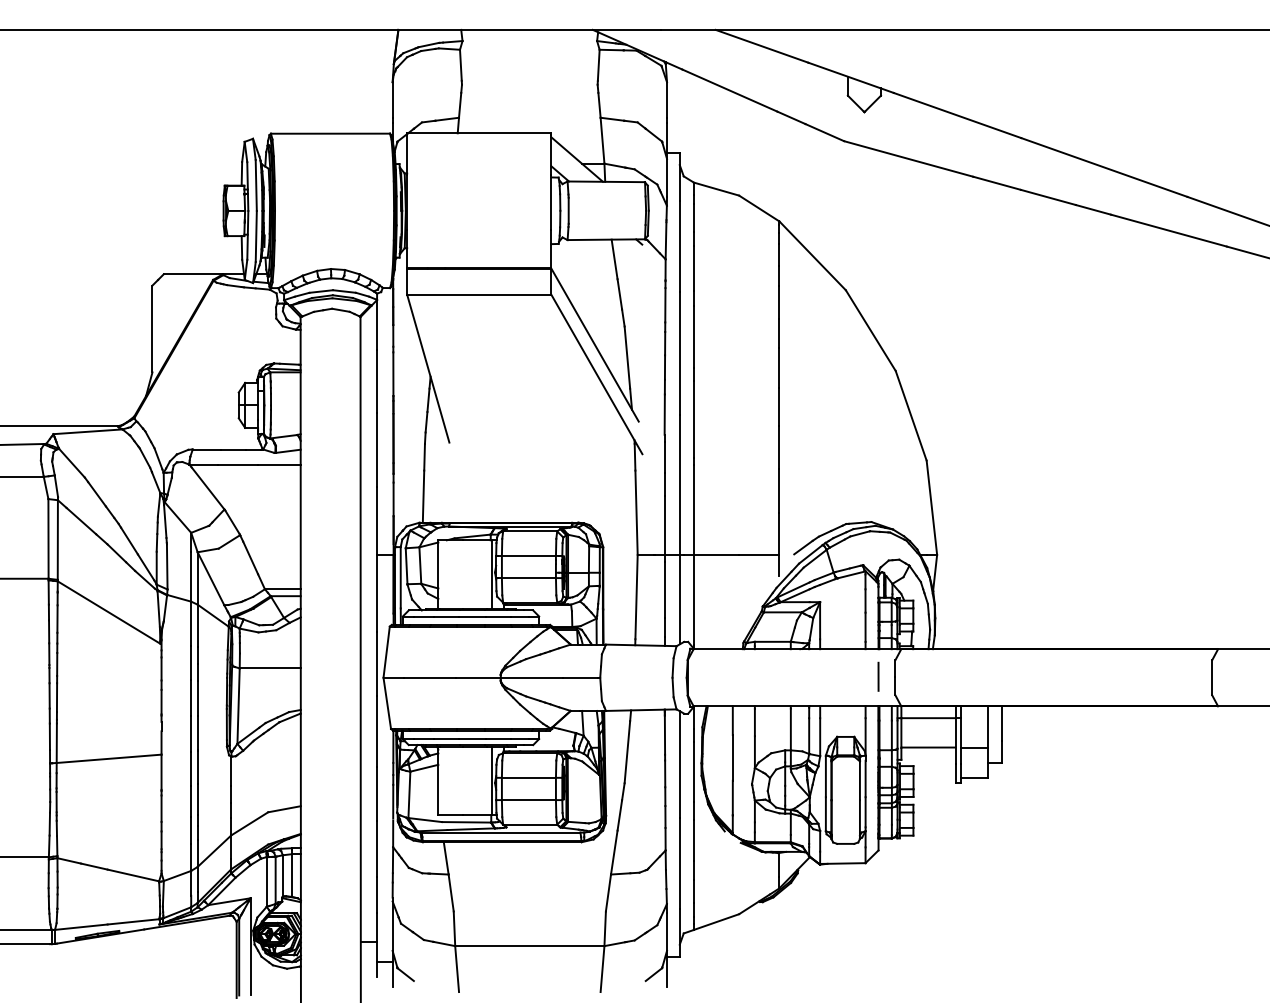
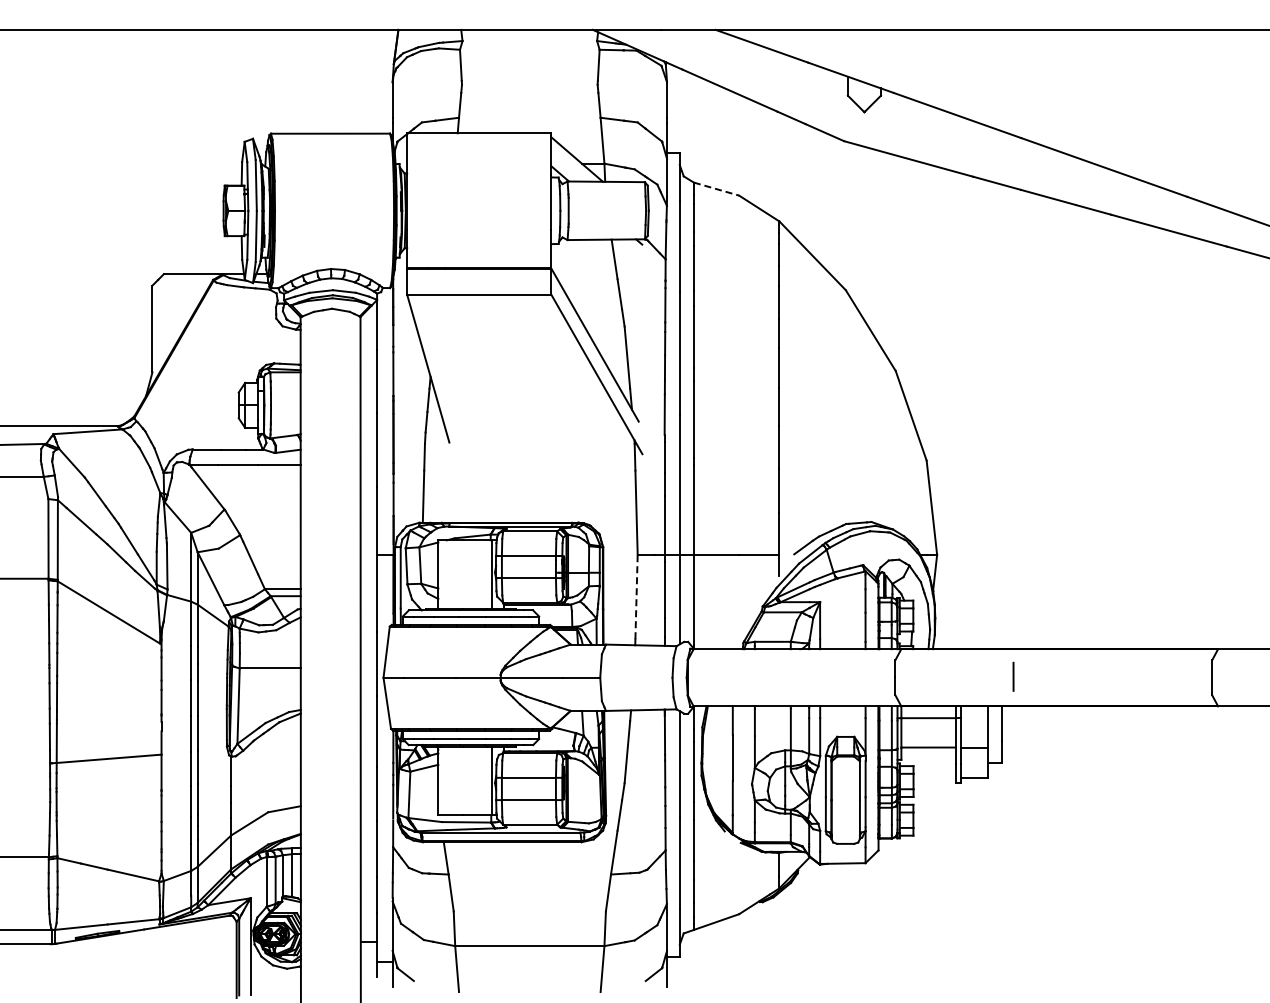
line: solid -> dashed (716, 189)
line: solid -> dashed (636, 596)
line position: (878, 676) -> (1013, 676) (1013, 676)
